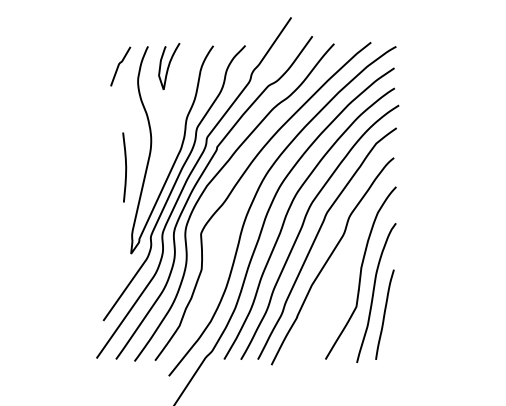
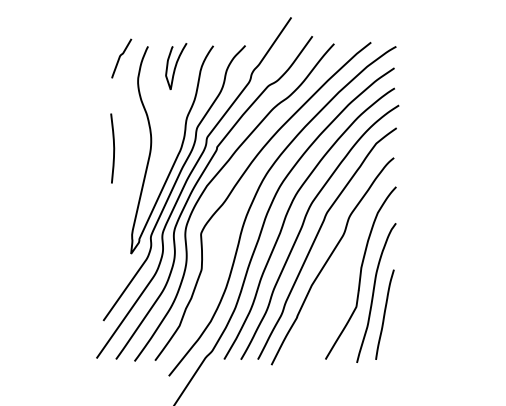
curve position: (119, 66) -> (120, 58) (120, 58)
curve position: (169, 66) -> (176, 66) (176, 66)
curve position: (125, 167) -> (113, 148) (113, 148)
